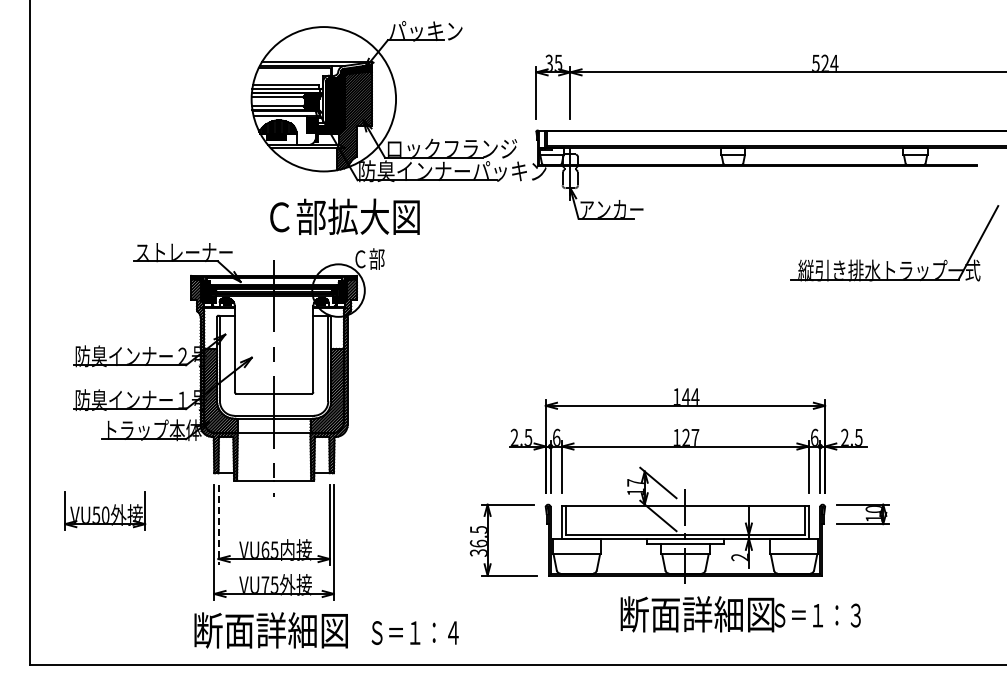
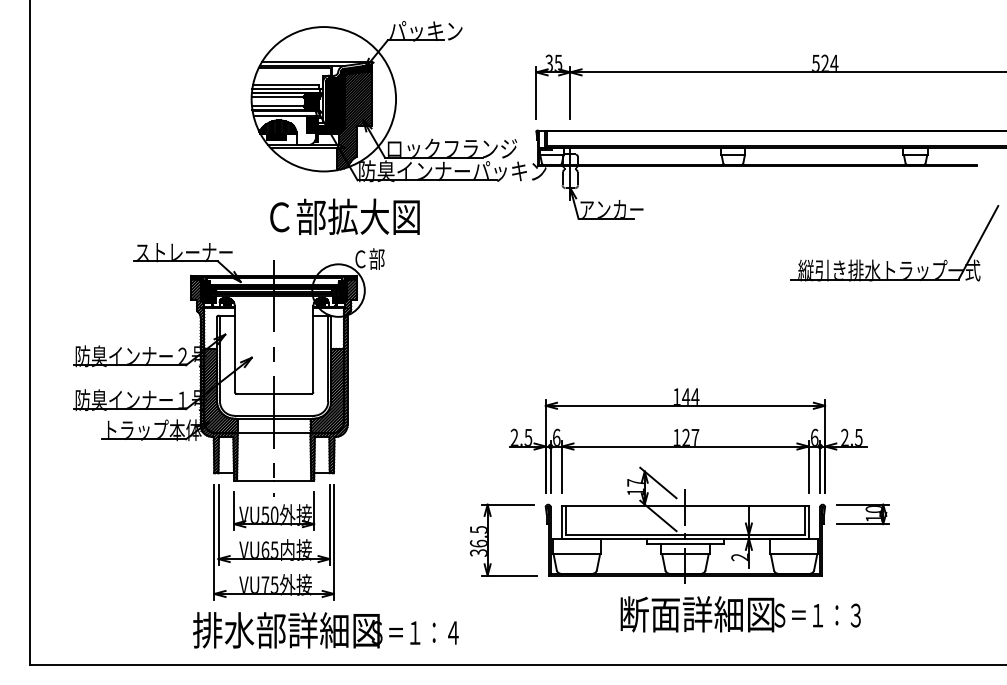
part position: (105, 510) -> (274, 510) (274, 510)
line: dashed -> solid (218, 525)
text: 断面詳細図 -> 排水部詳細図 (286, 630)
